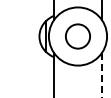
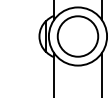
circle diameter: 24 px -> 40 px (77, 36)
line: dashed -> solid (102, 75)
